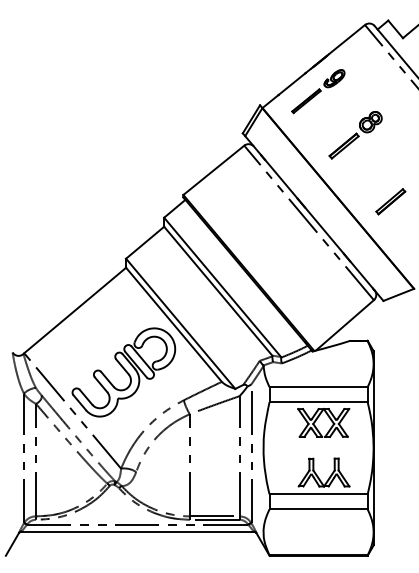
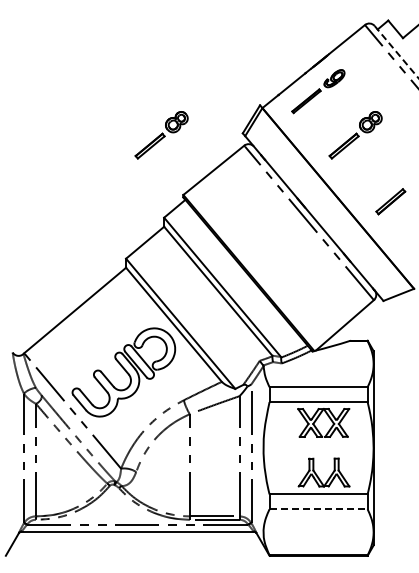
line: solid -> dashed (397, 52)
part: none -> present (161, 135)
line: solid -> dashed (319, 509)
